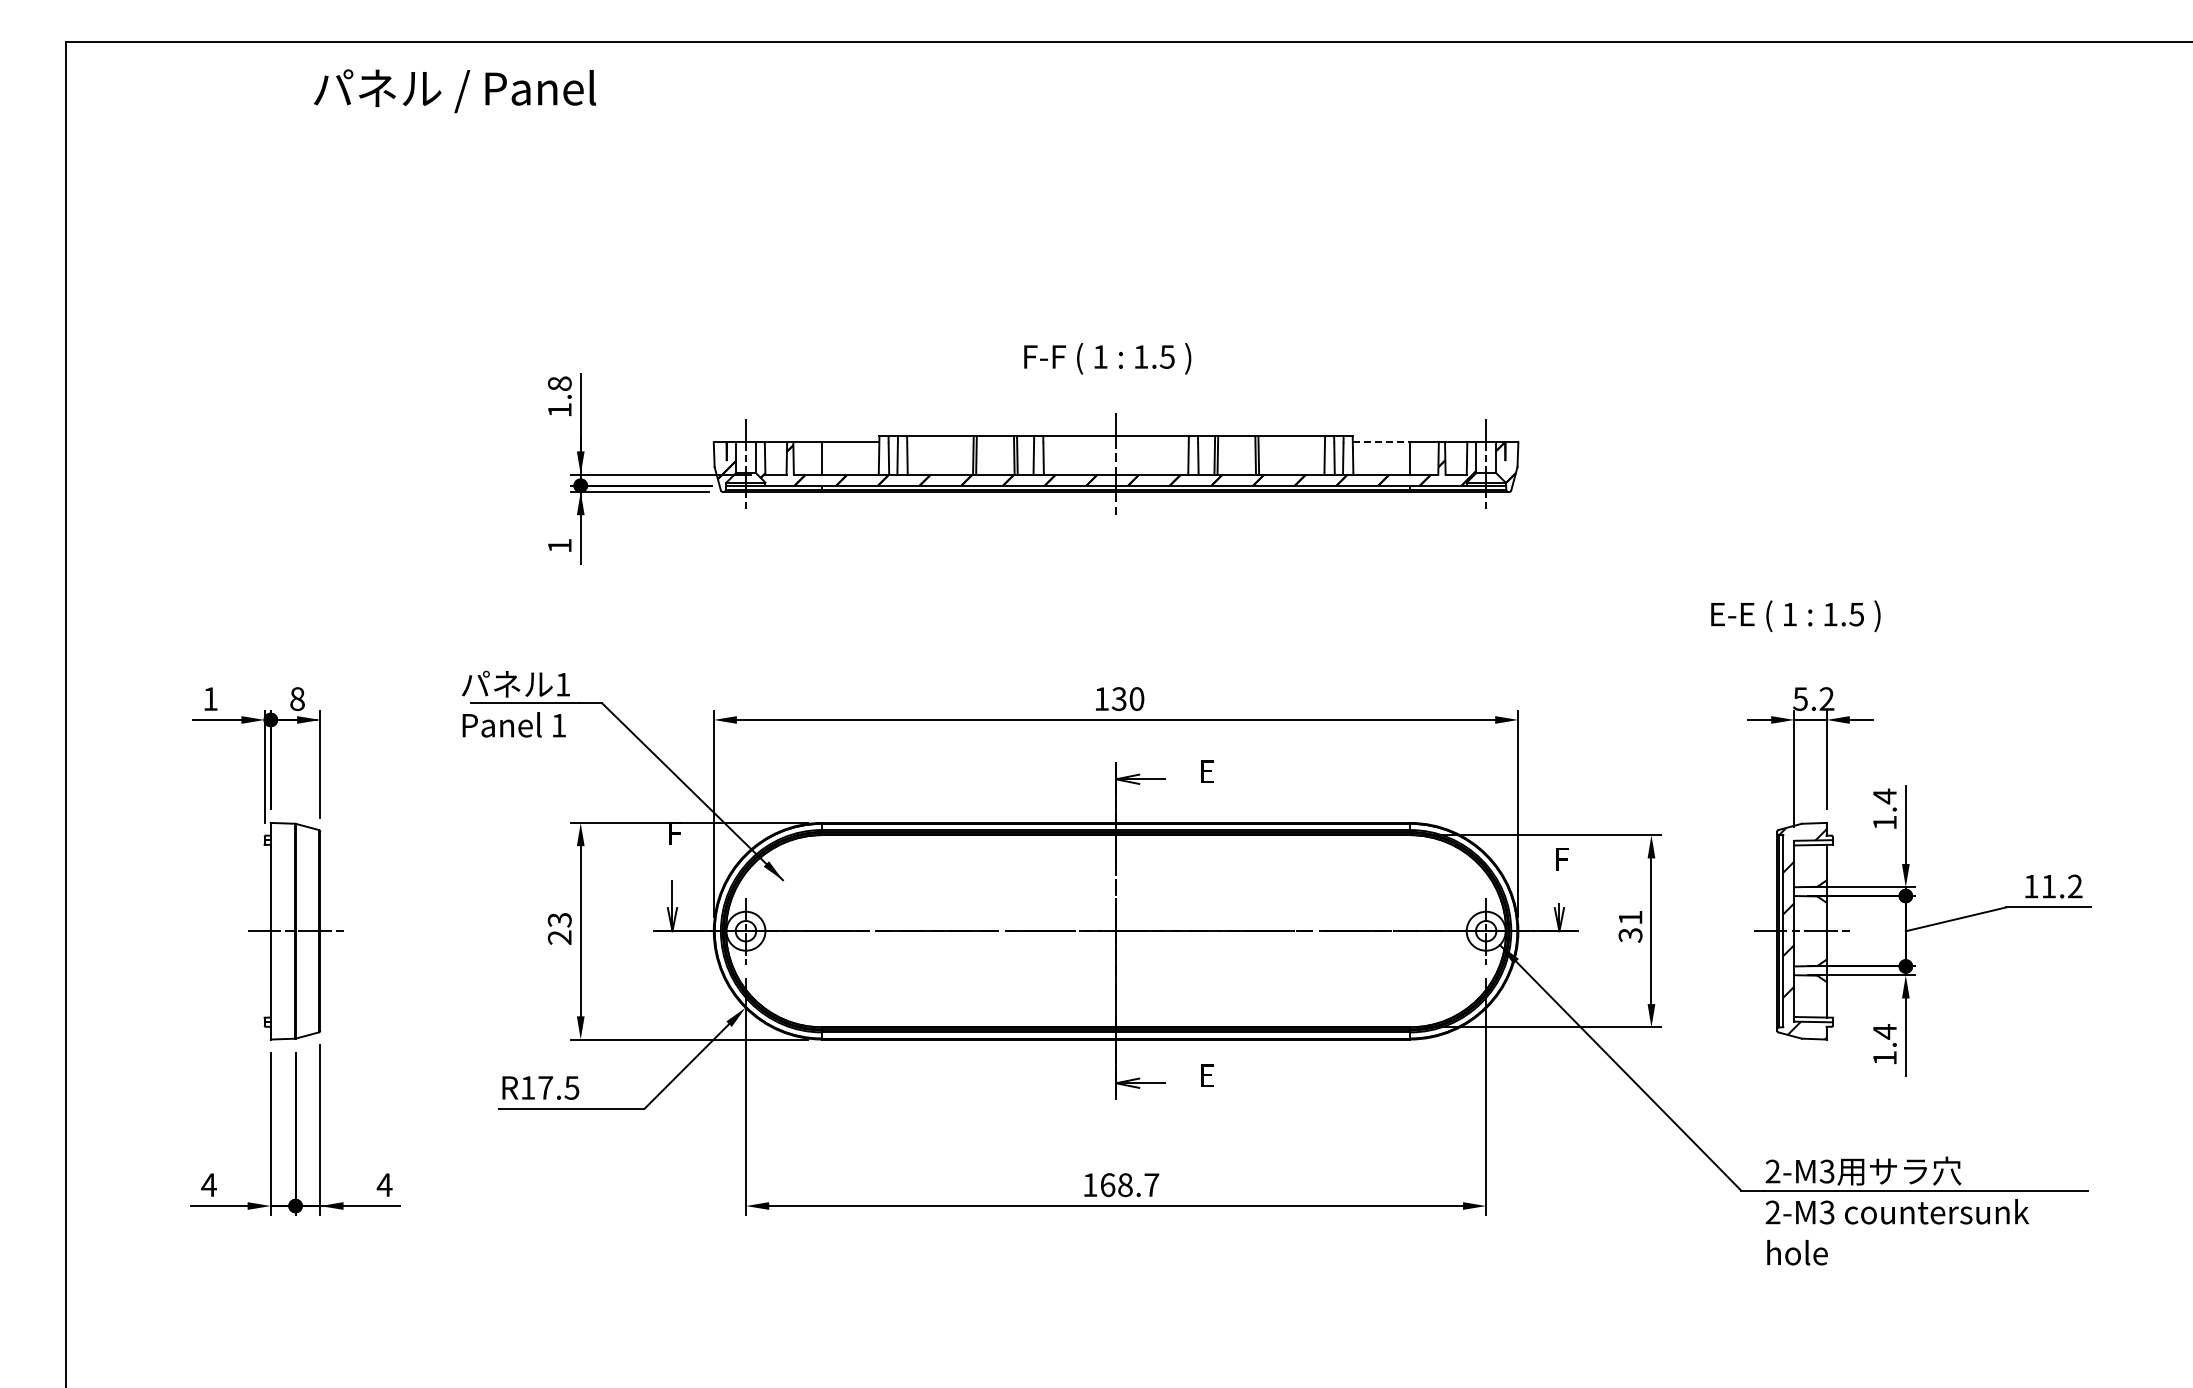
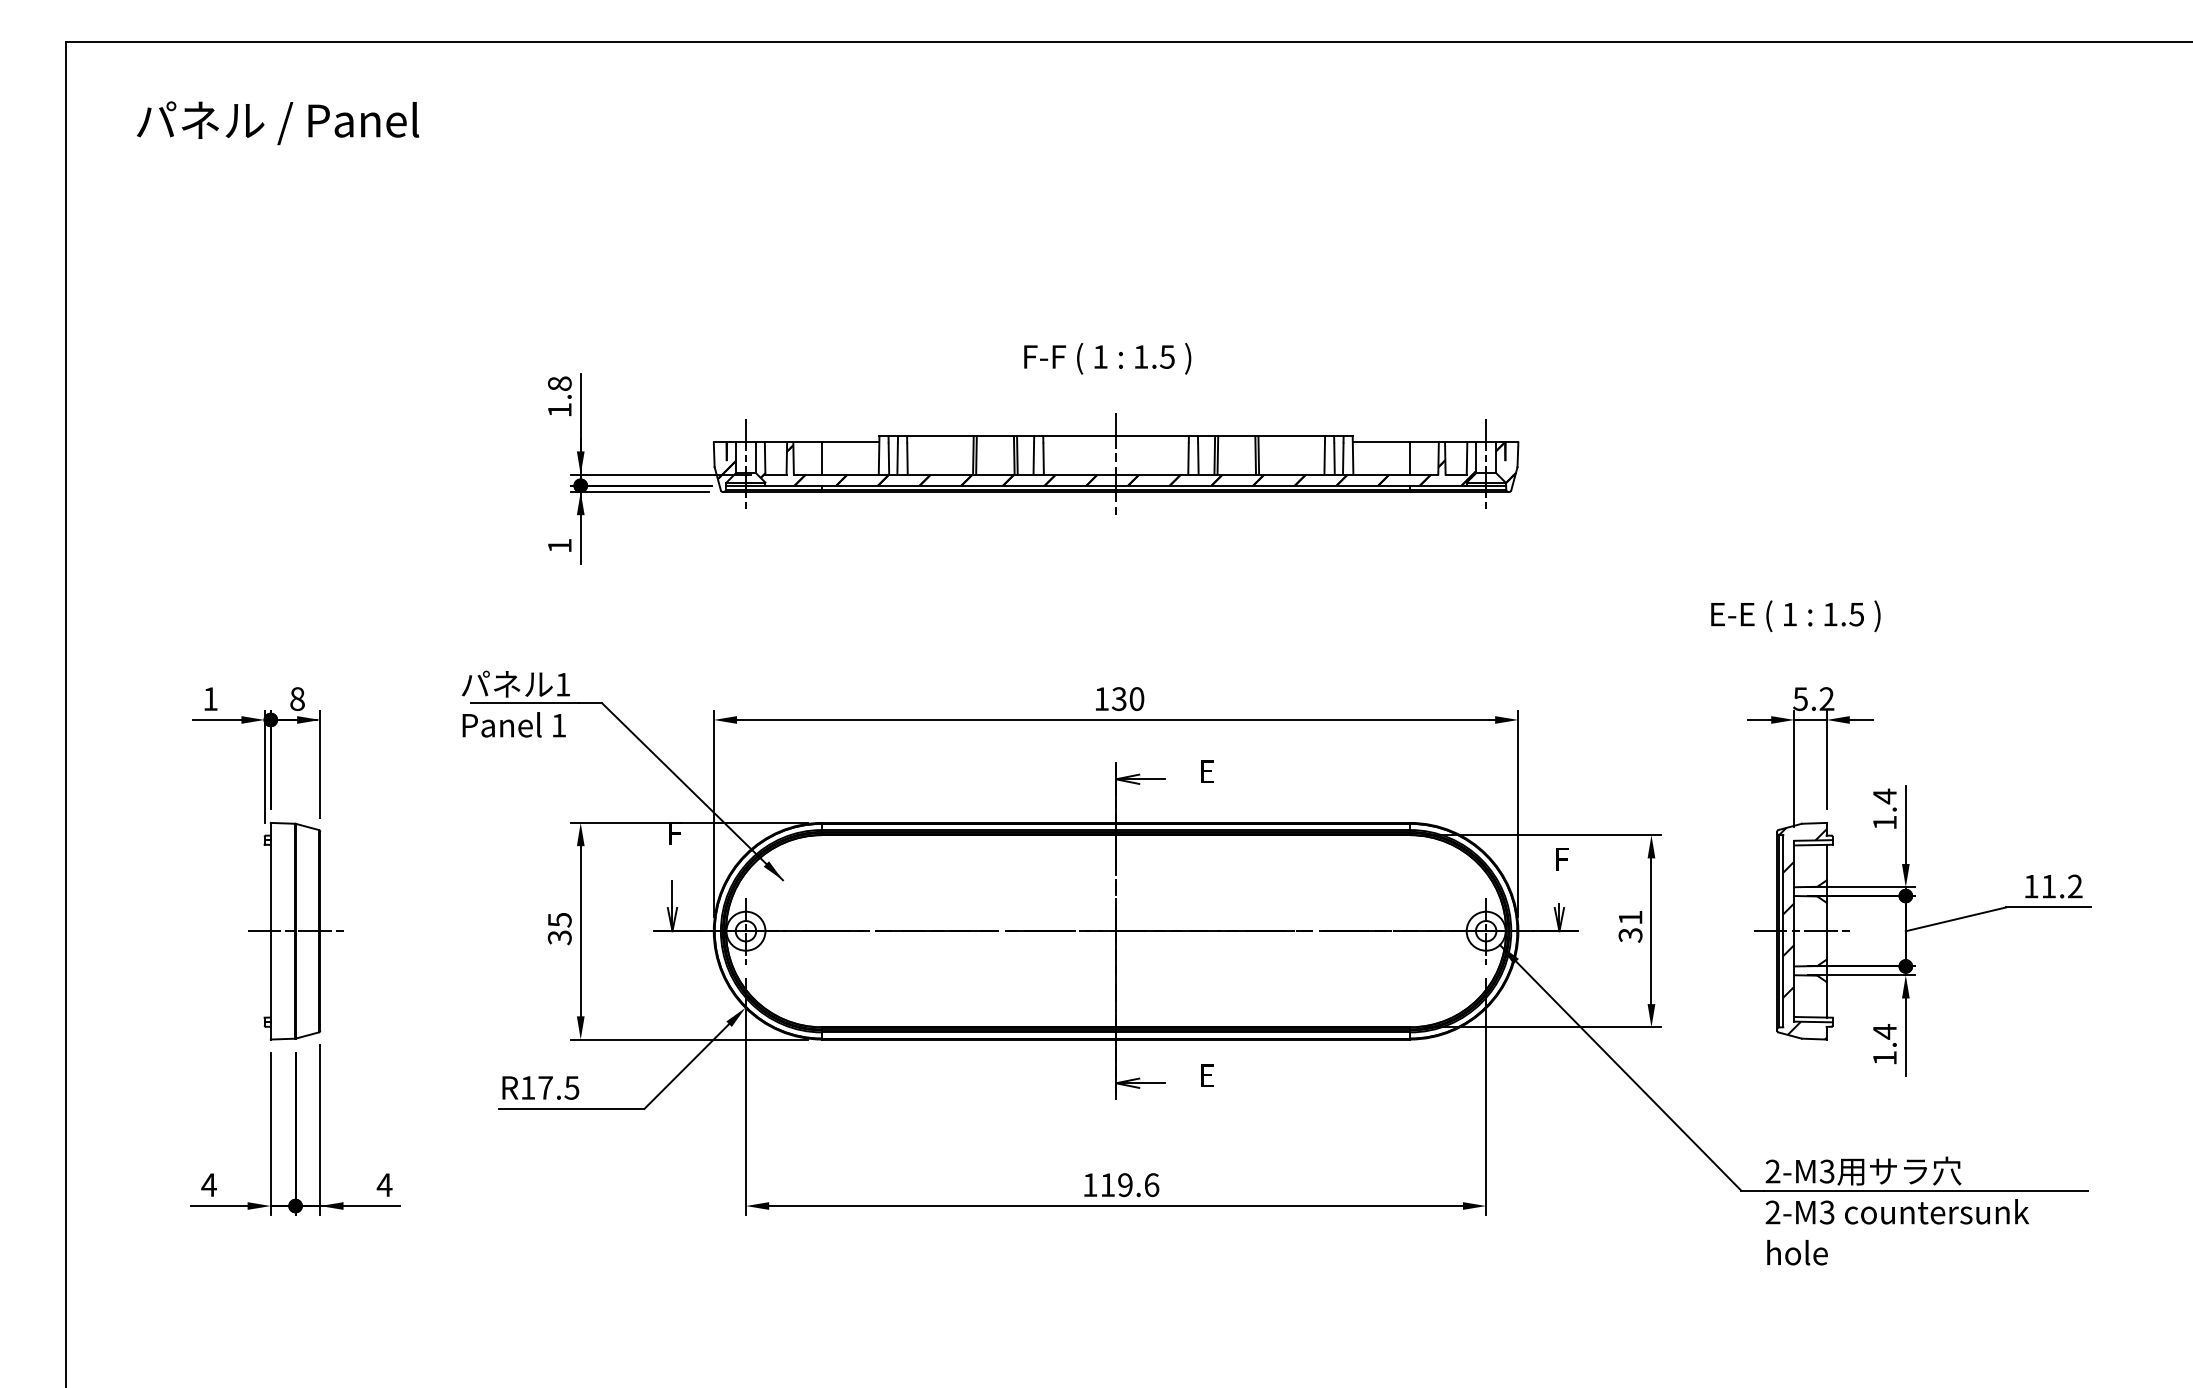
text position: (455, 91) -> (278, 123) (278, 123)
line: dashed -> solid (1381, 442)
text: 23 -> 35 (559, 929)
text: 168.7 -> 119.6 (1130, 1185)
